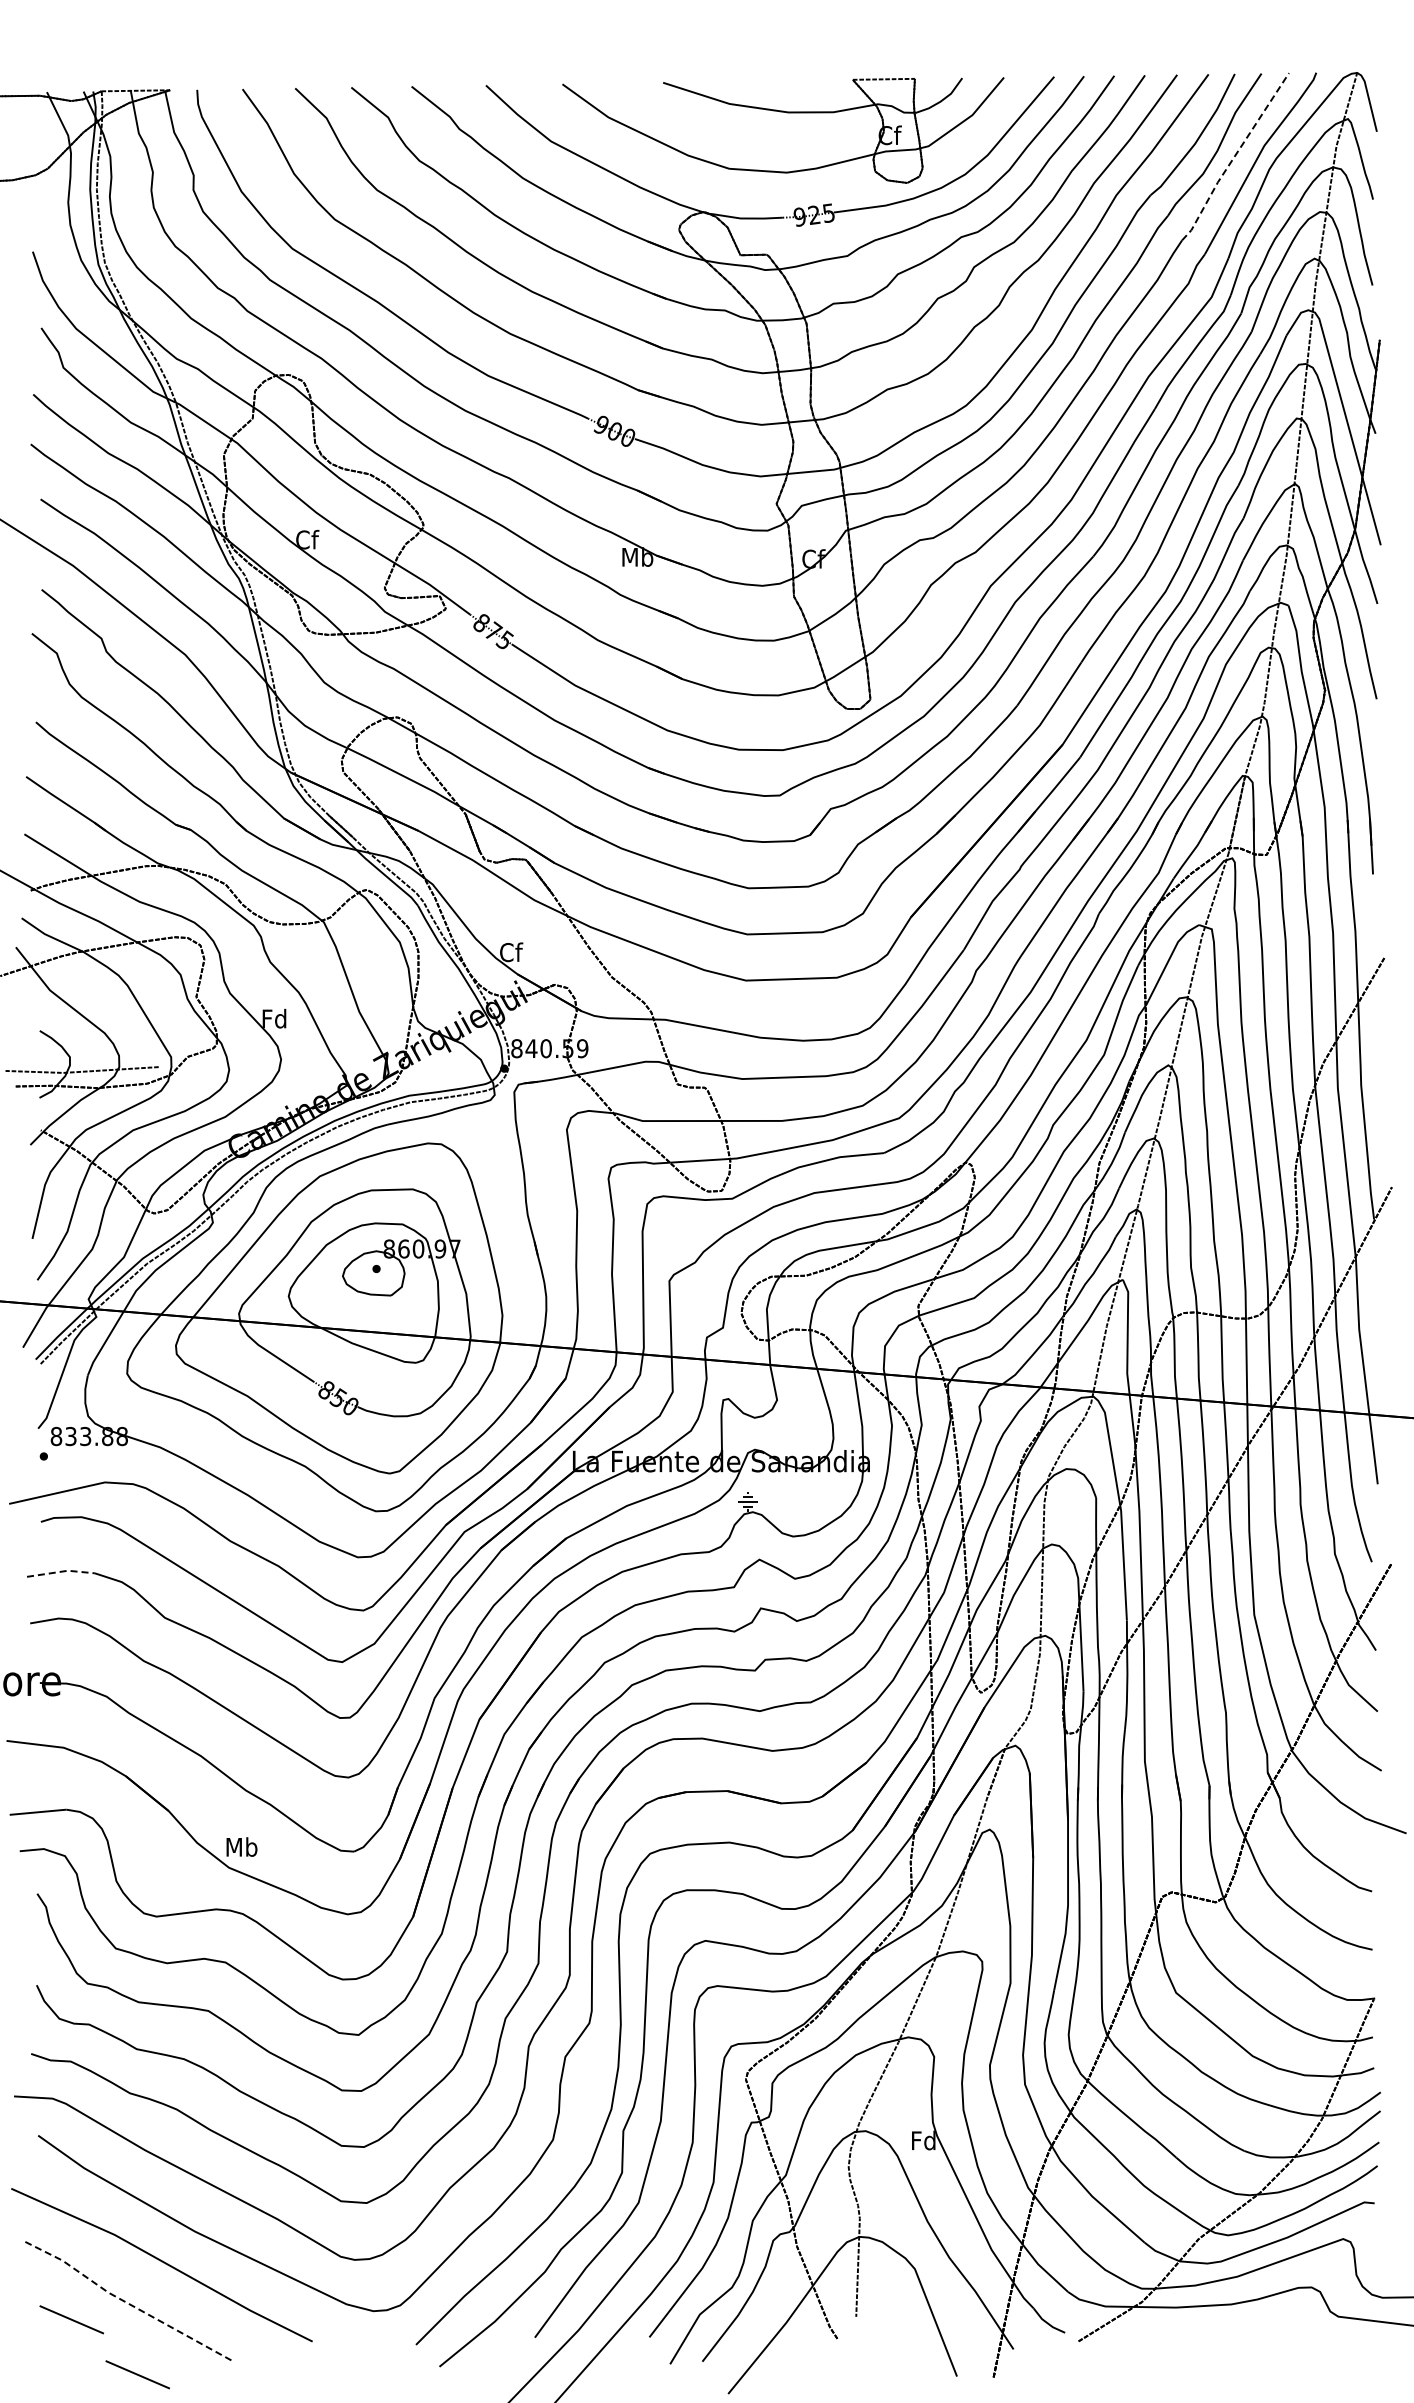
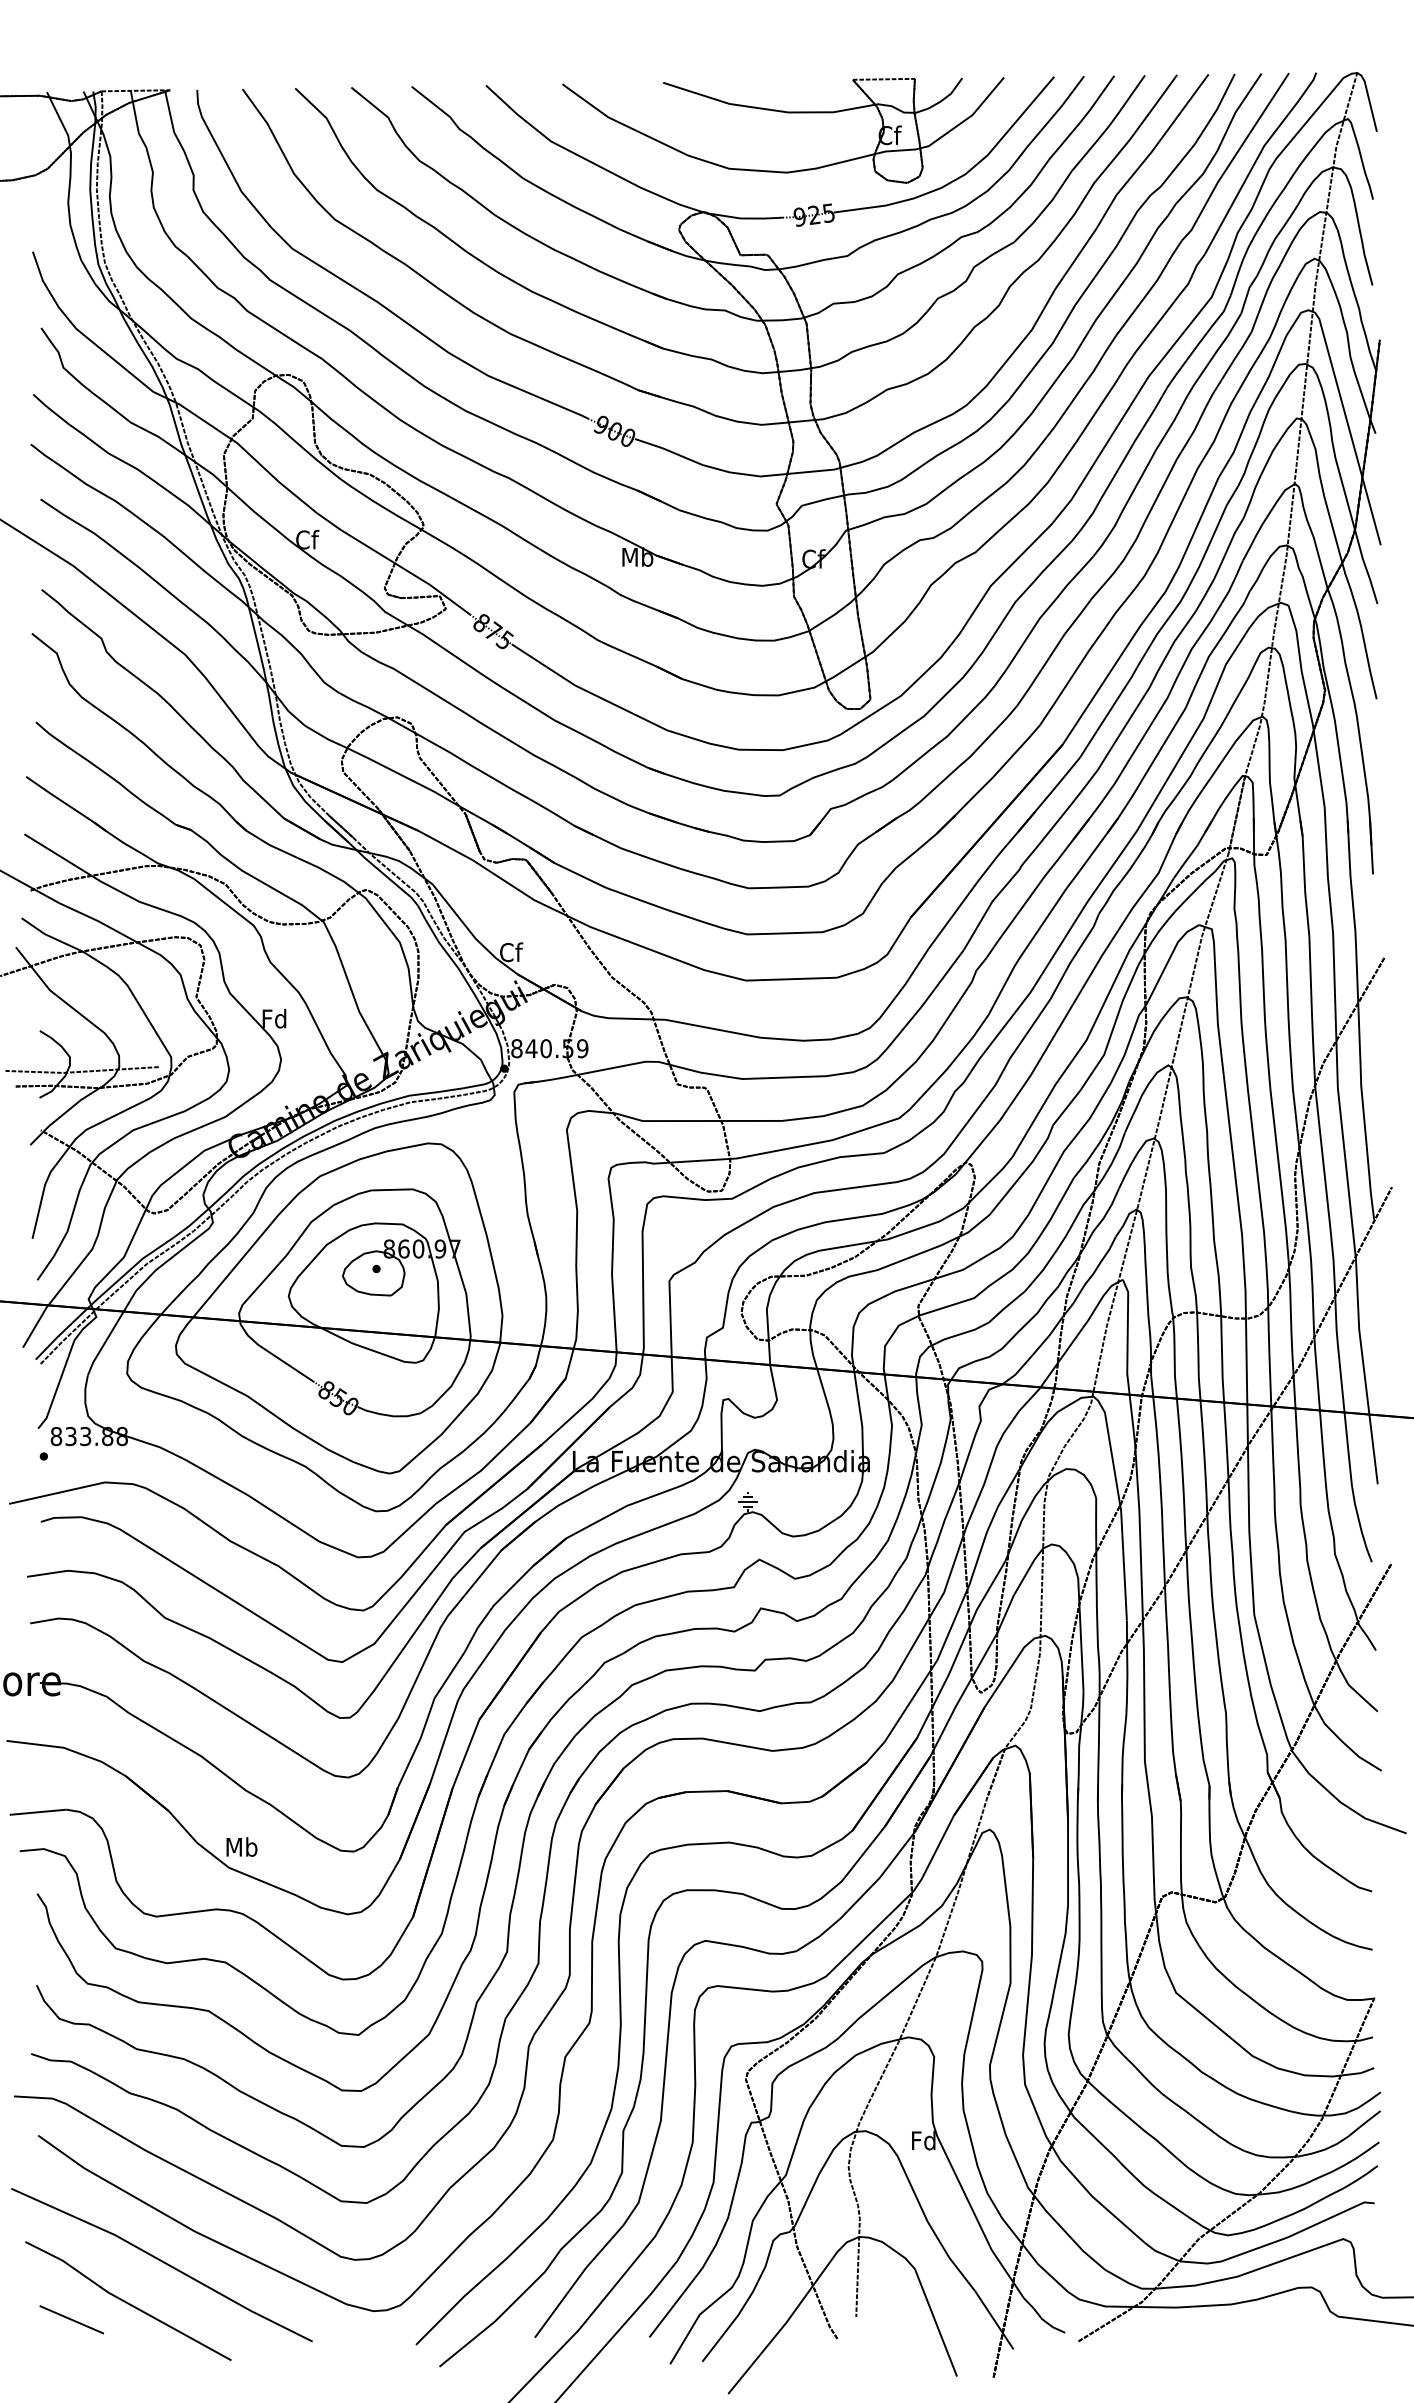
line: dashed -> solid (1234, 157)
line: dashed -> solid (61, 1571)
line: dashed -> solid (126, 2302)
line: present -> none (137, 2374)
